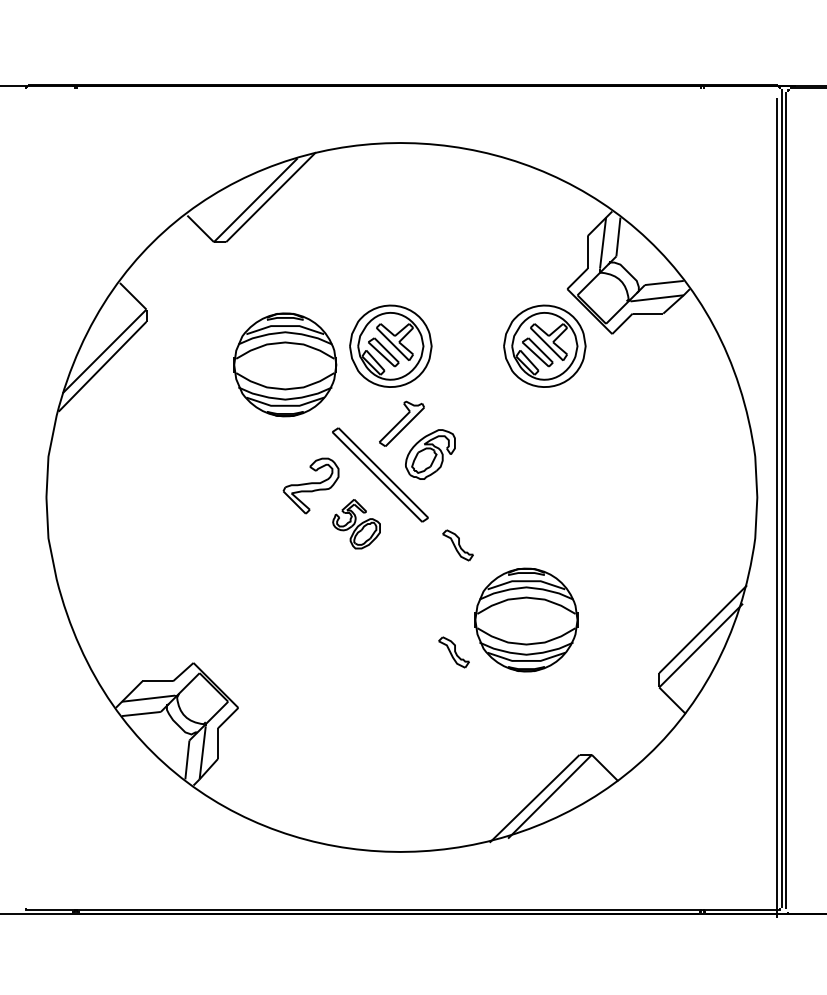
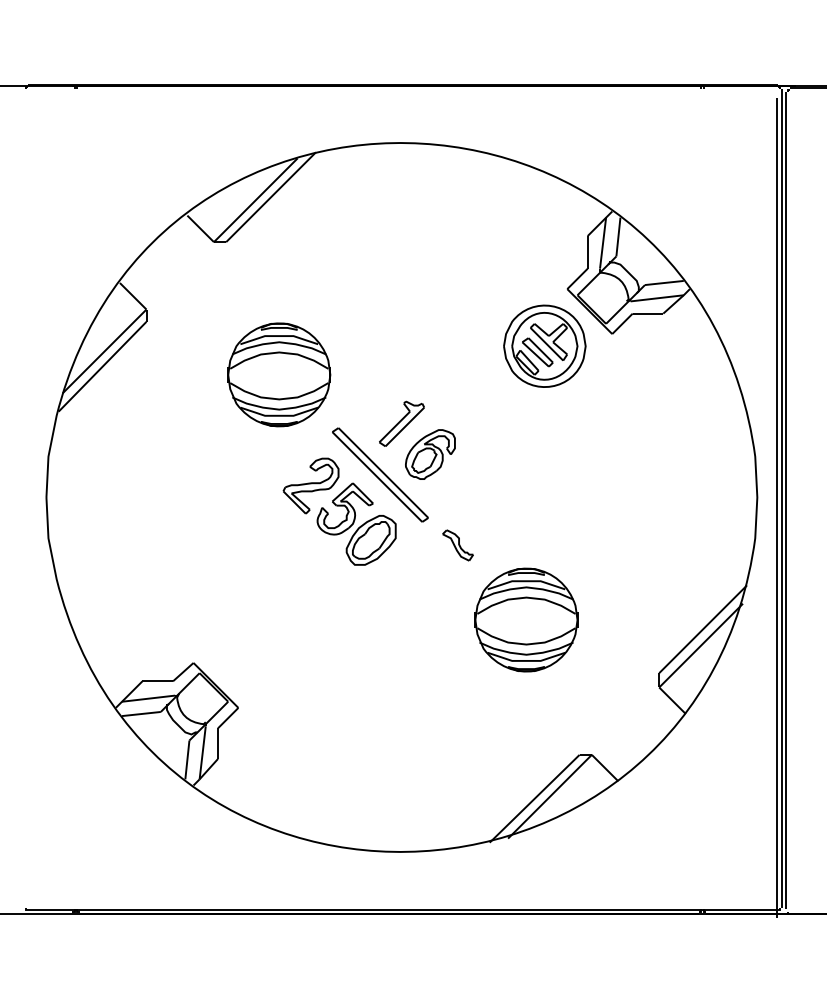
part: present -> none (390, 345)
part position: (285, 364) -> (279, 374) (279, 374)
part size: 49x51 px -> 81x84 px (356, 523)
part: present -> none (453, 652)
